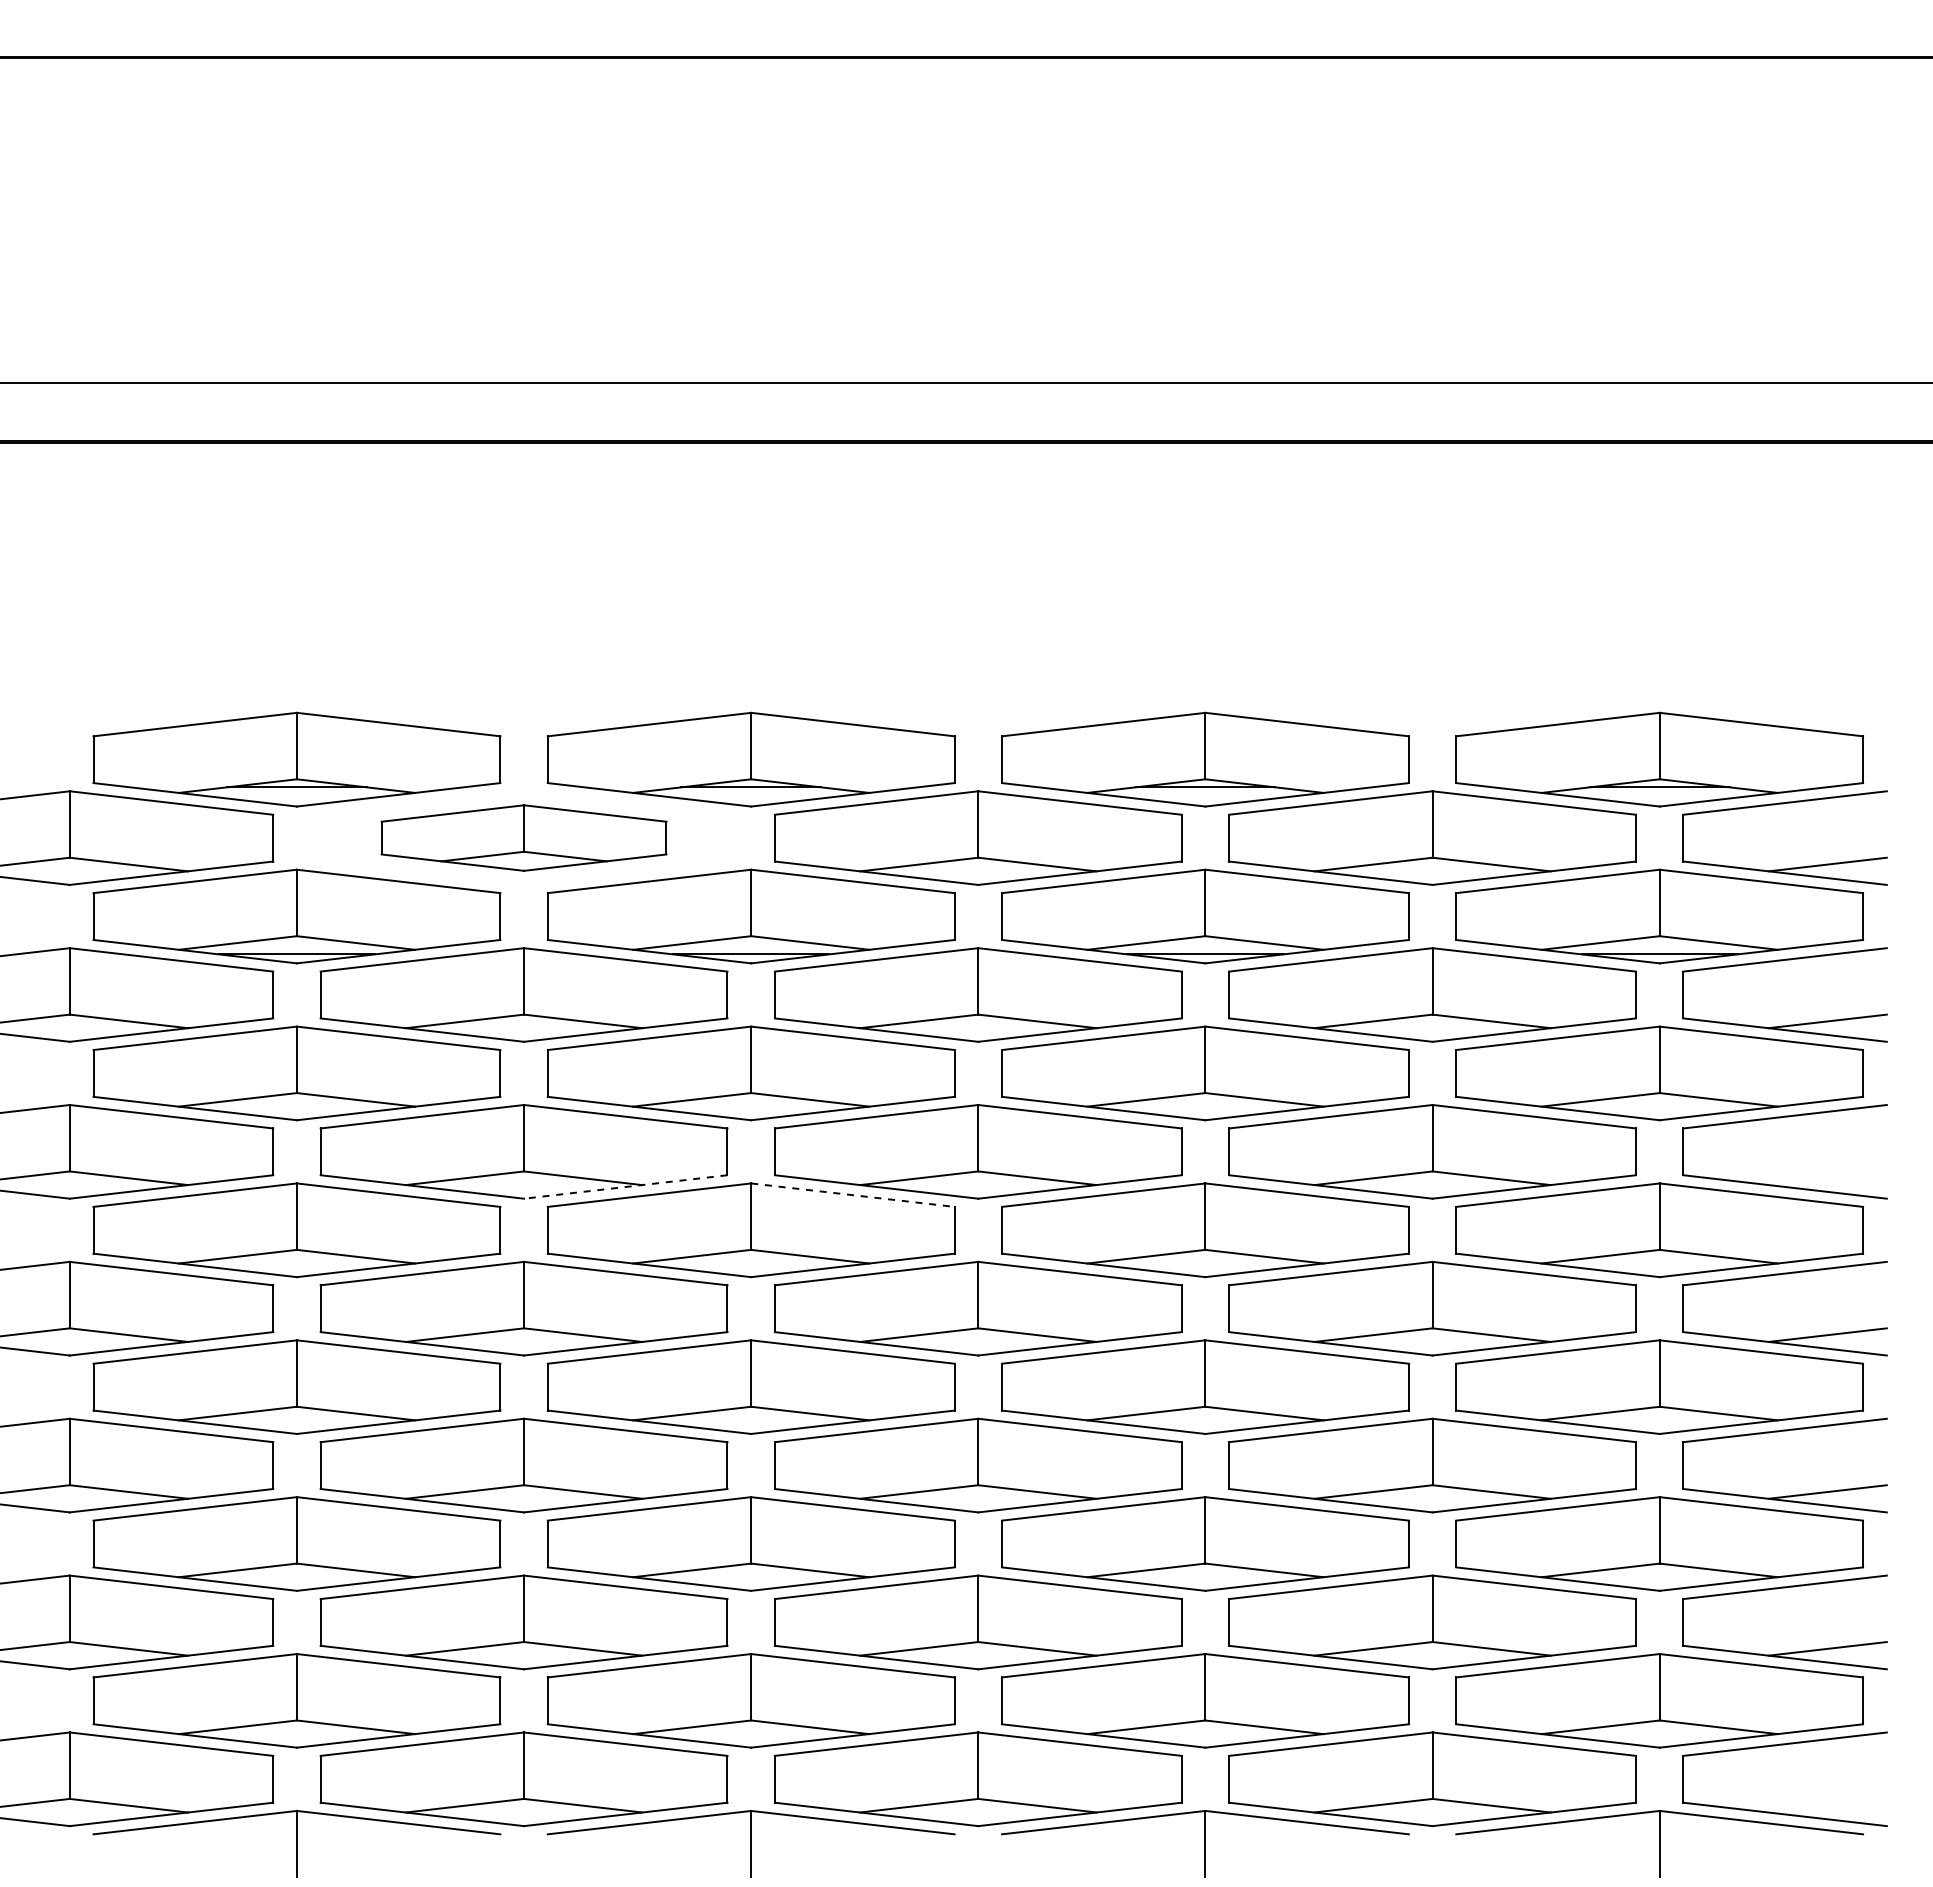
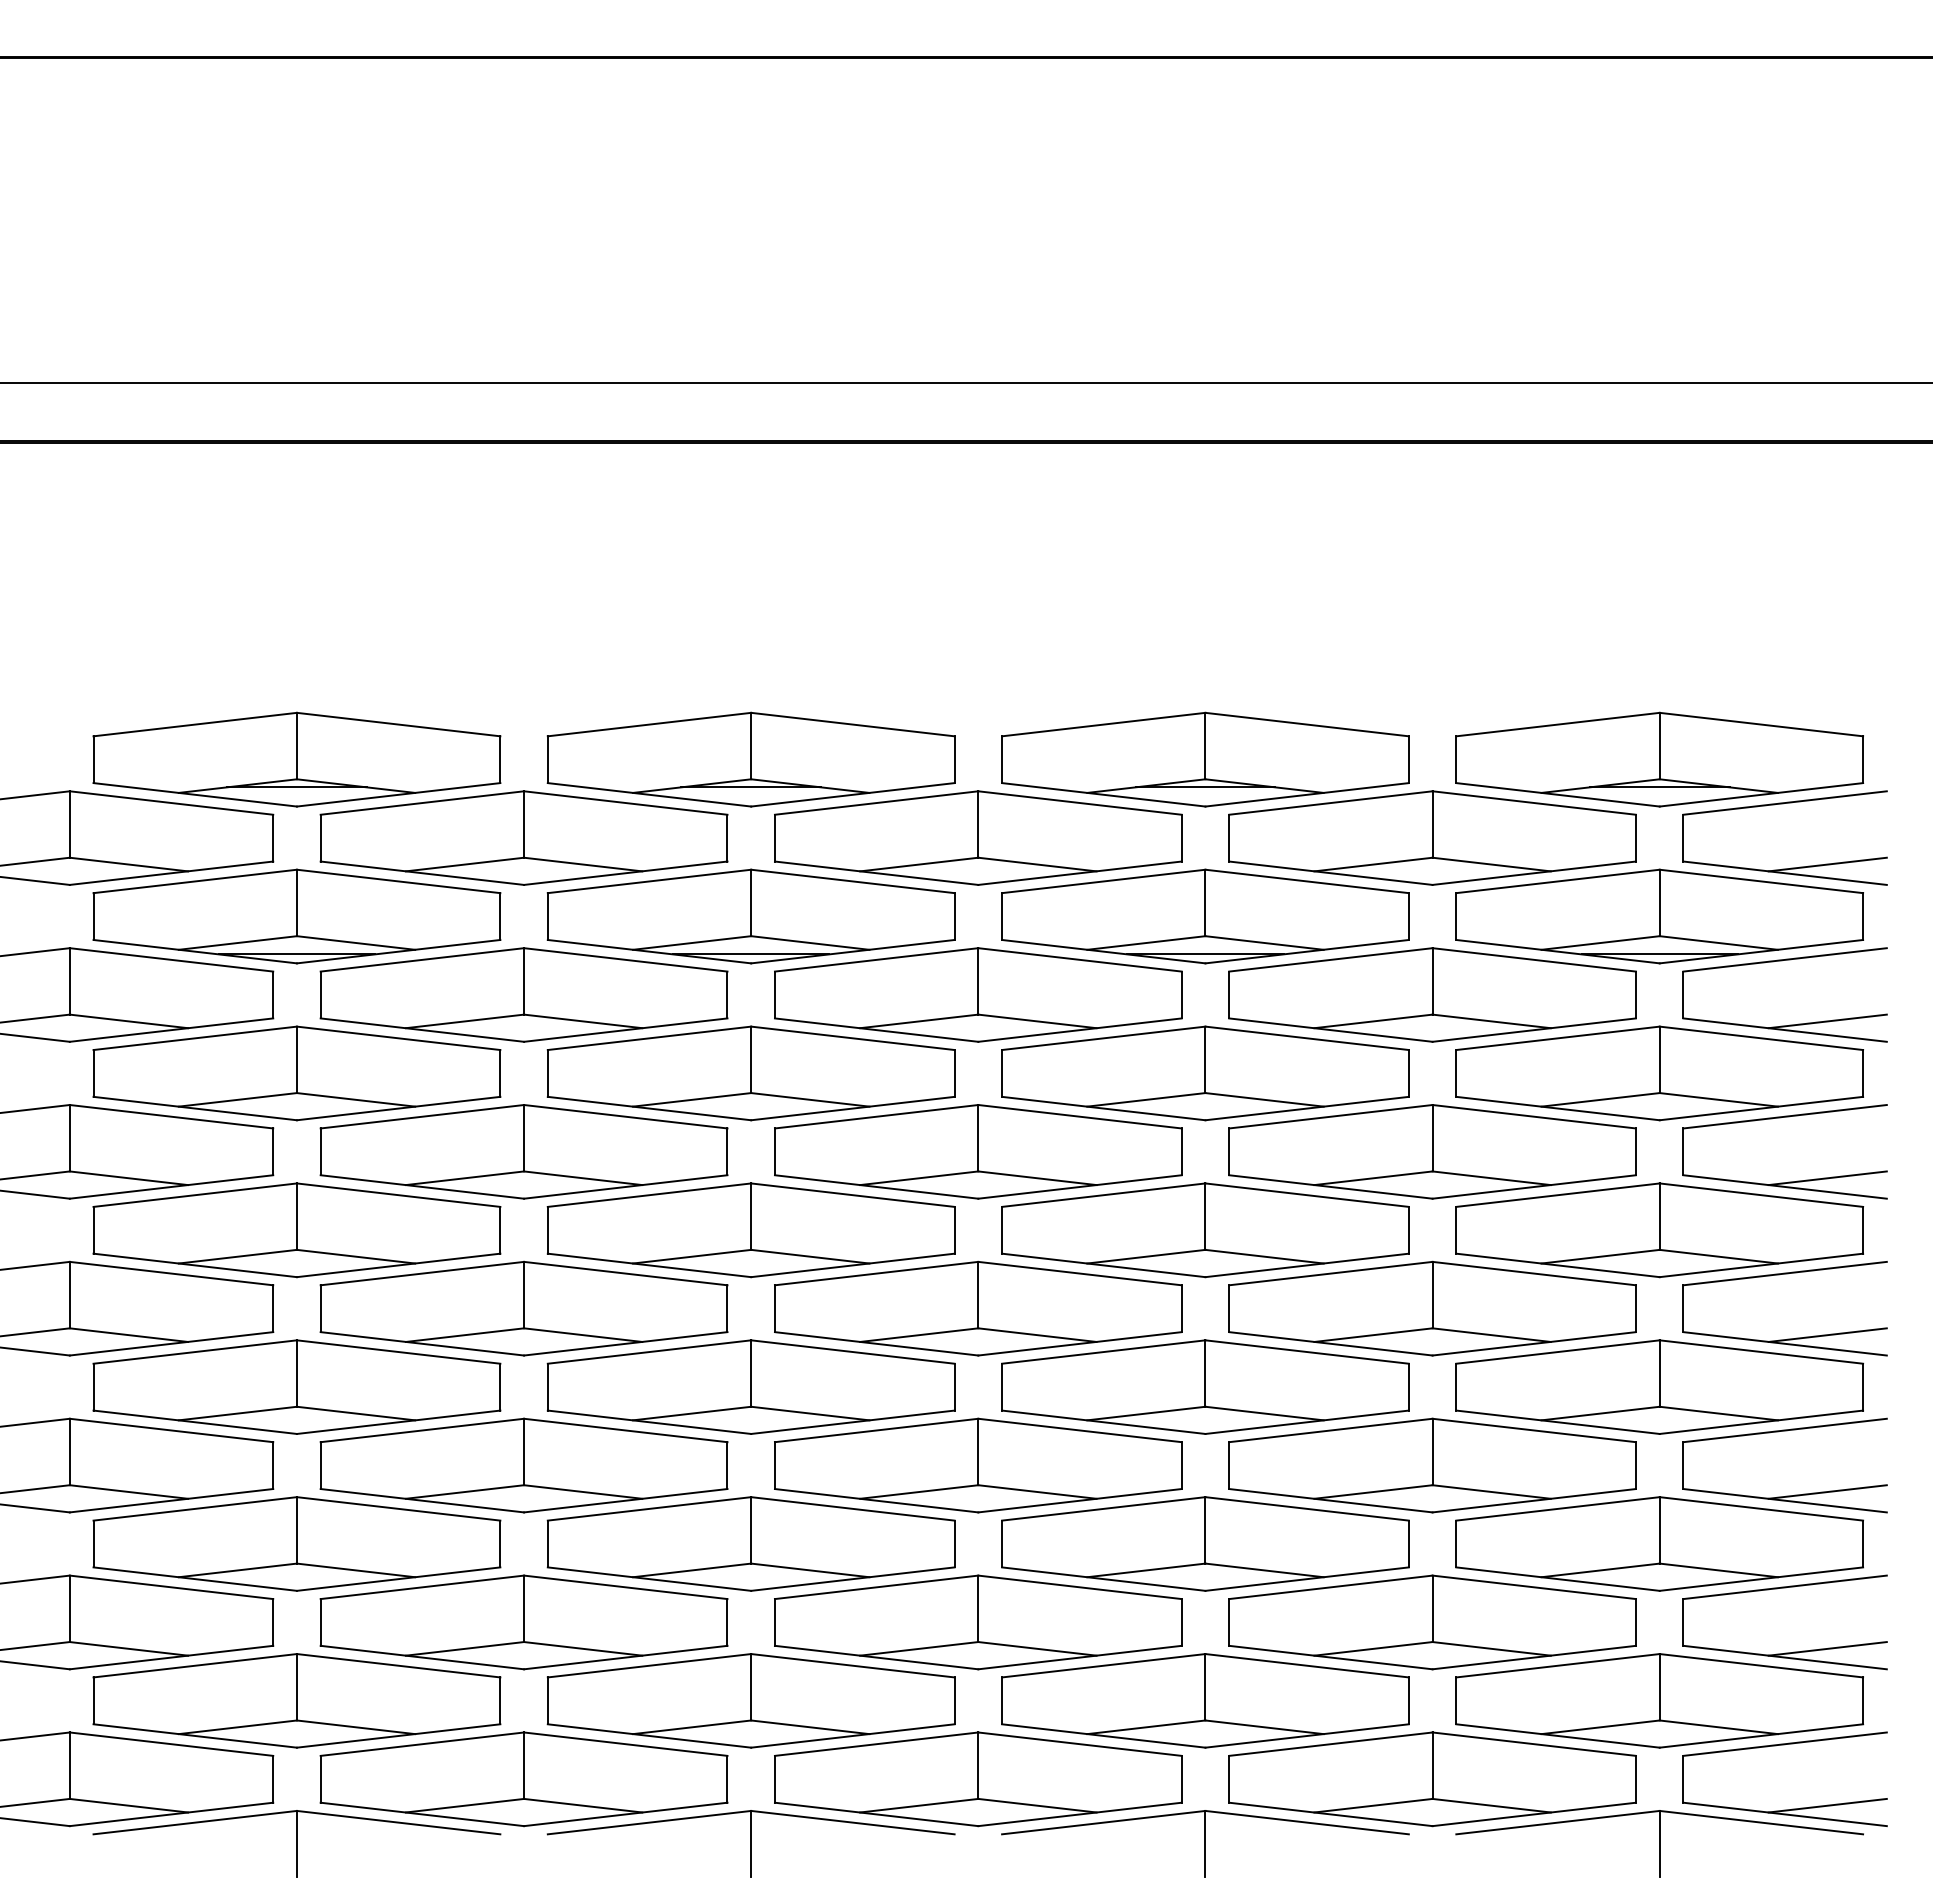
part size: 288x68 px -> 410x96 px (523, 837)
line: none -> present (1827, 1178)
line: dashed -> solid (625, 1187)
line: dashed -> solid (853, 1195)
line: none -> present (1827, 1805)
